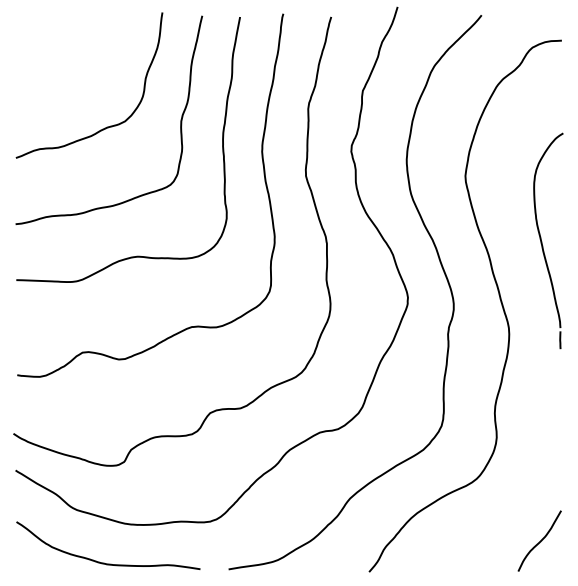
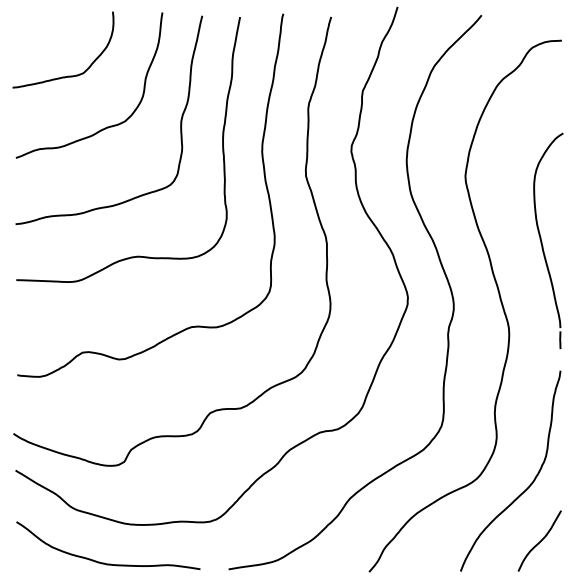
curve: none -> present (68, 75)
curve: none -> present (529, 484)
